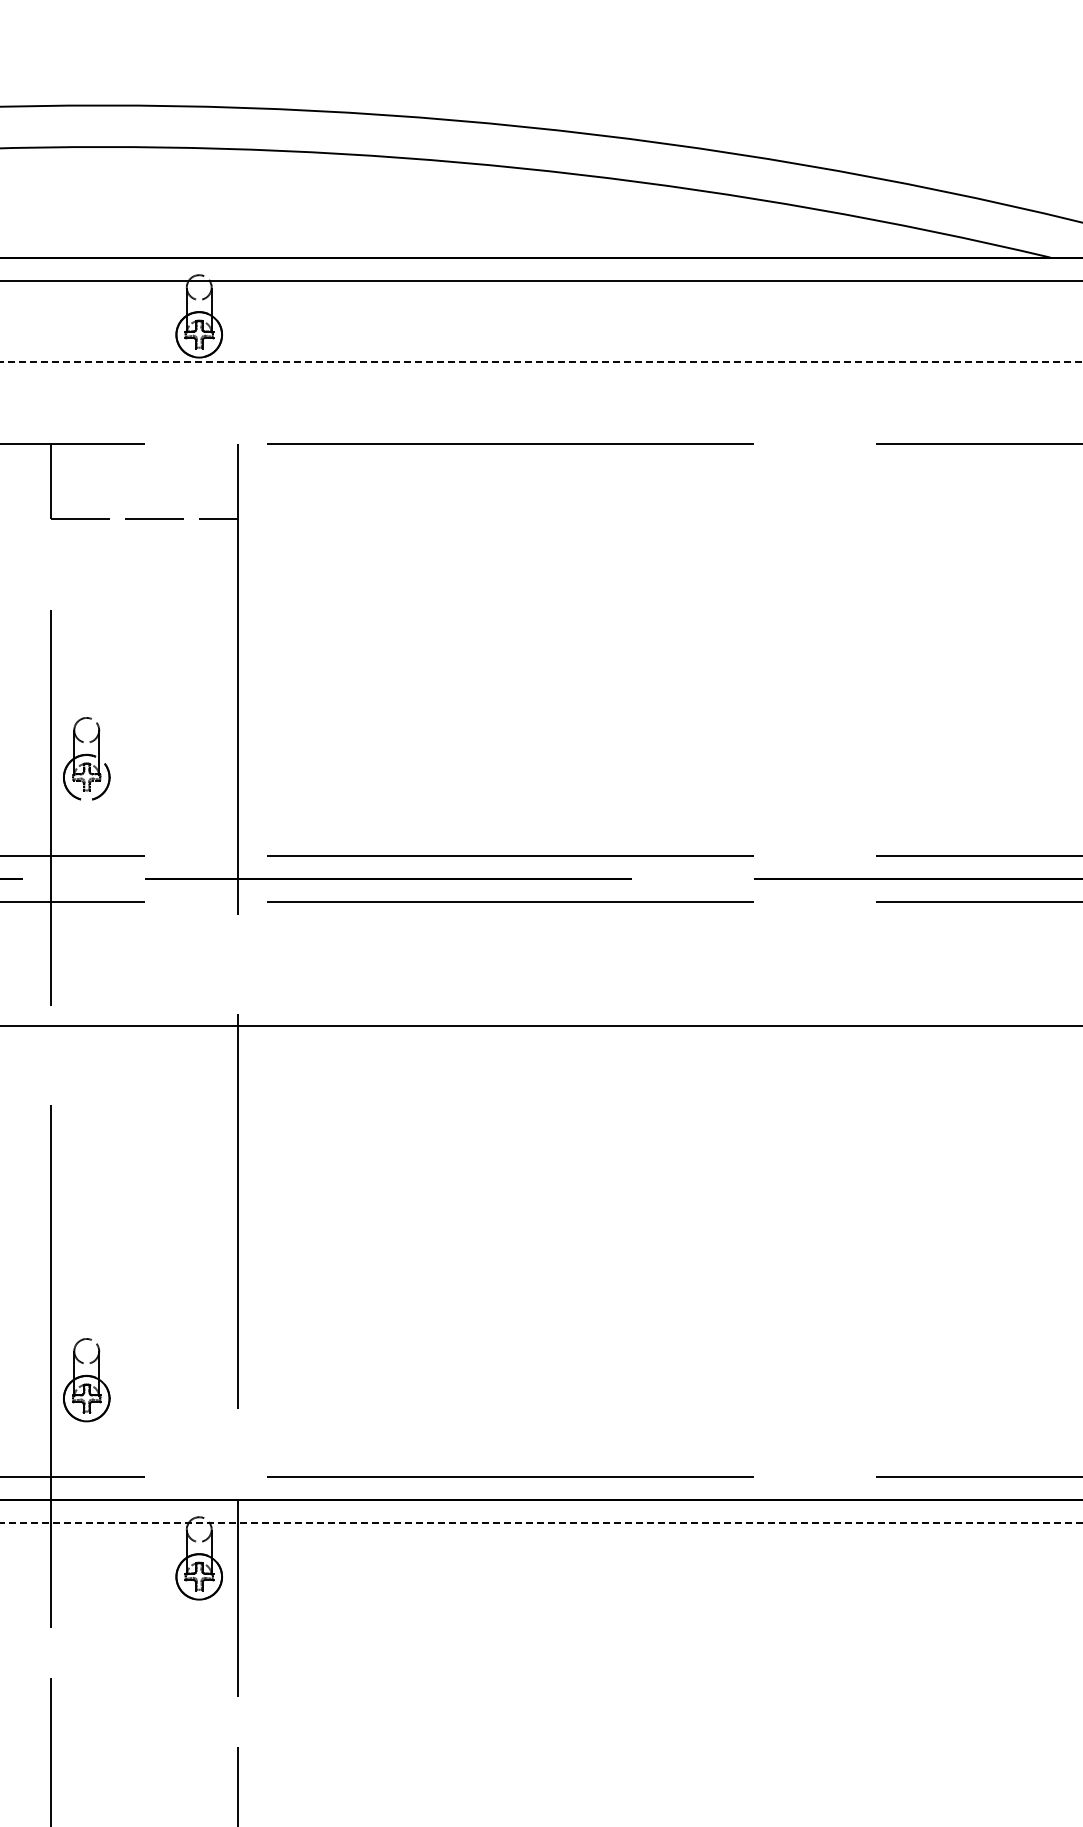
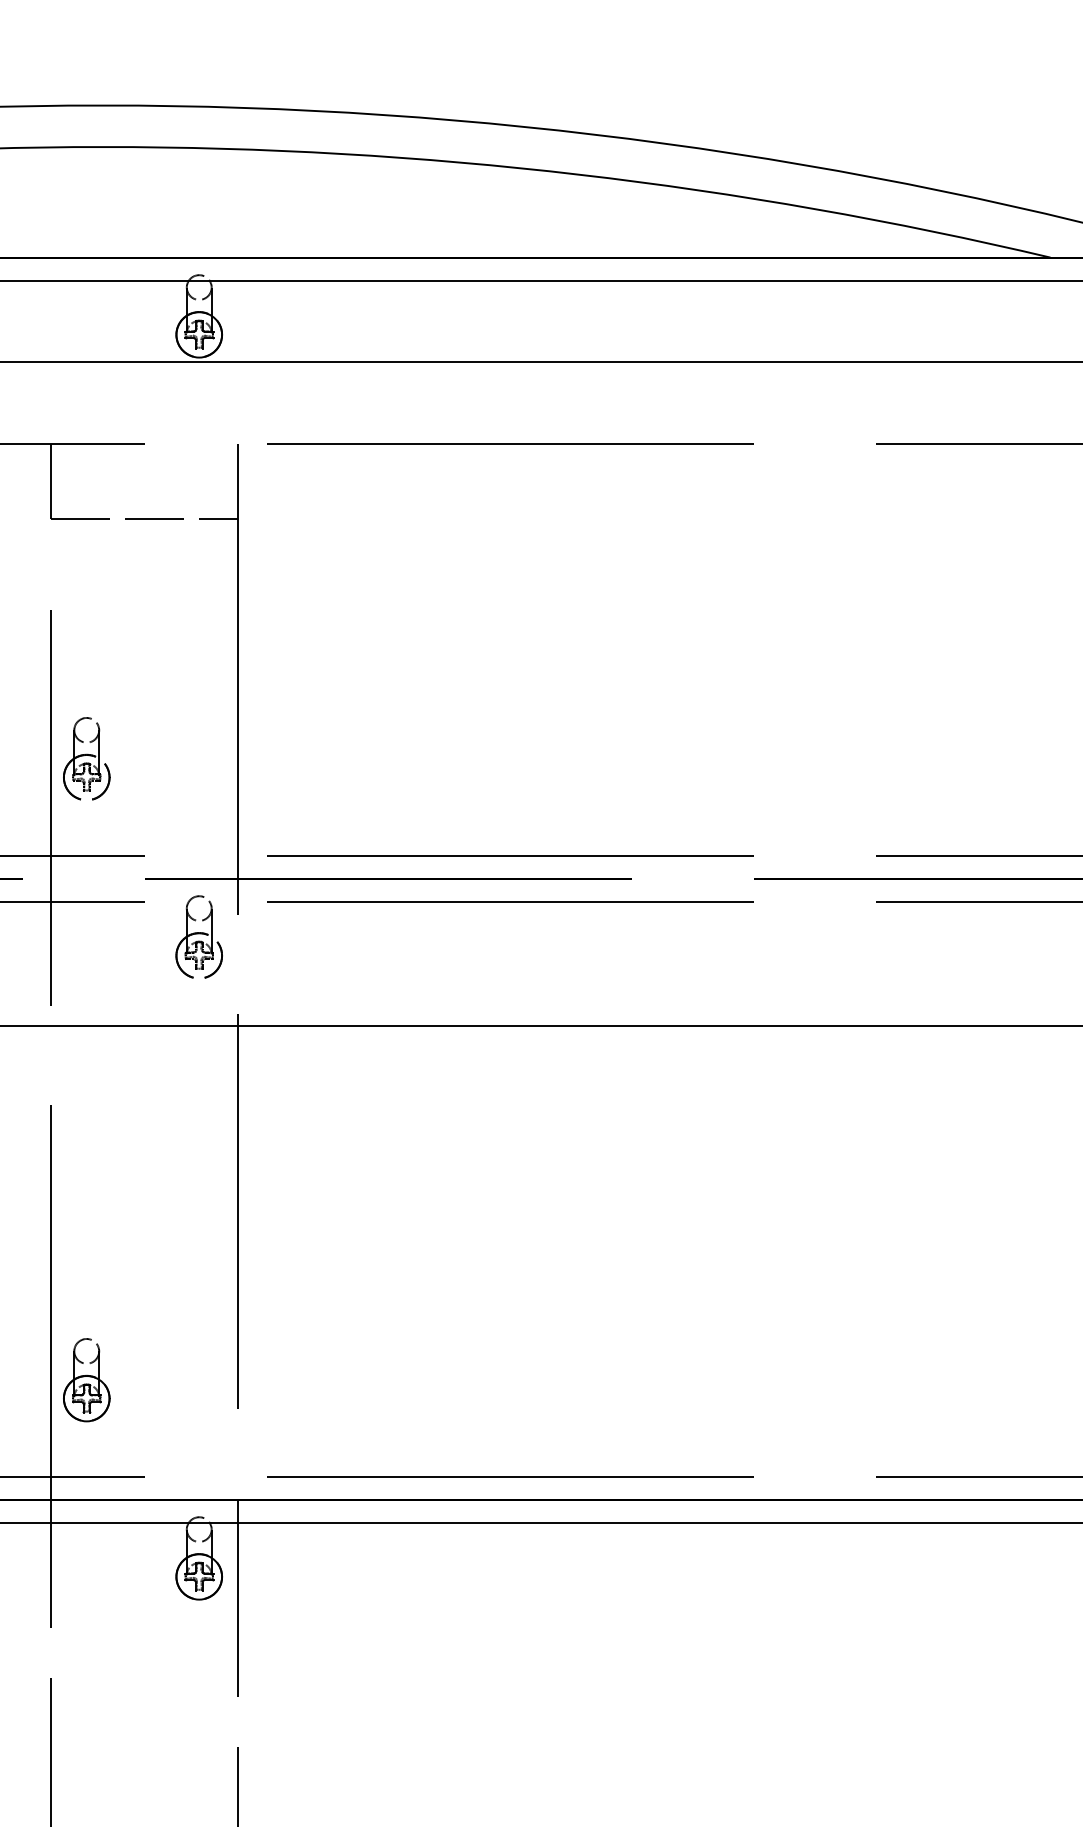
line: dashed -> solid (540, 361)
part: none -> present (198, 936)
line: dashed -> solid (541, 1523)
